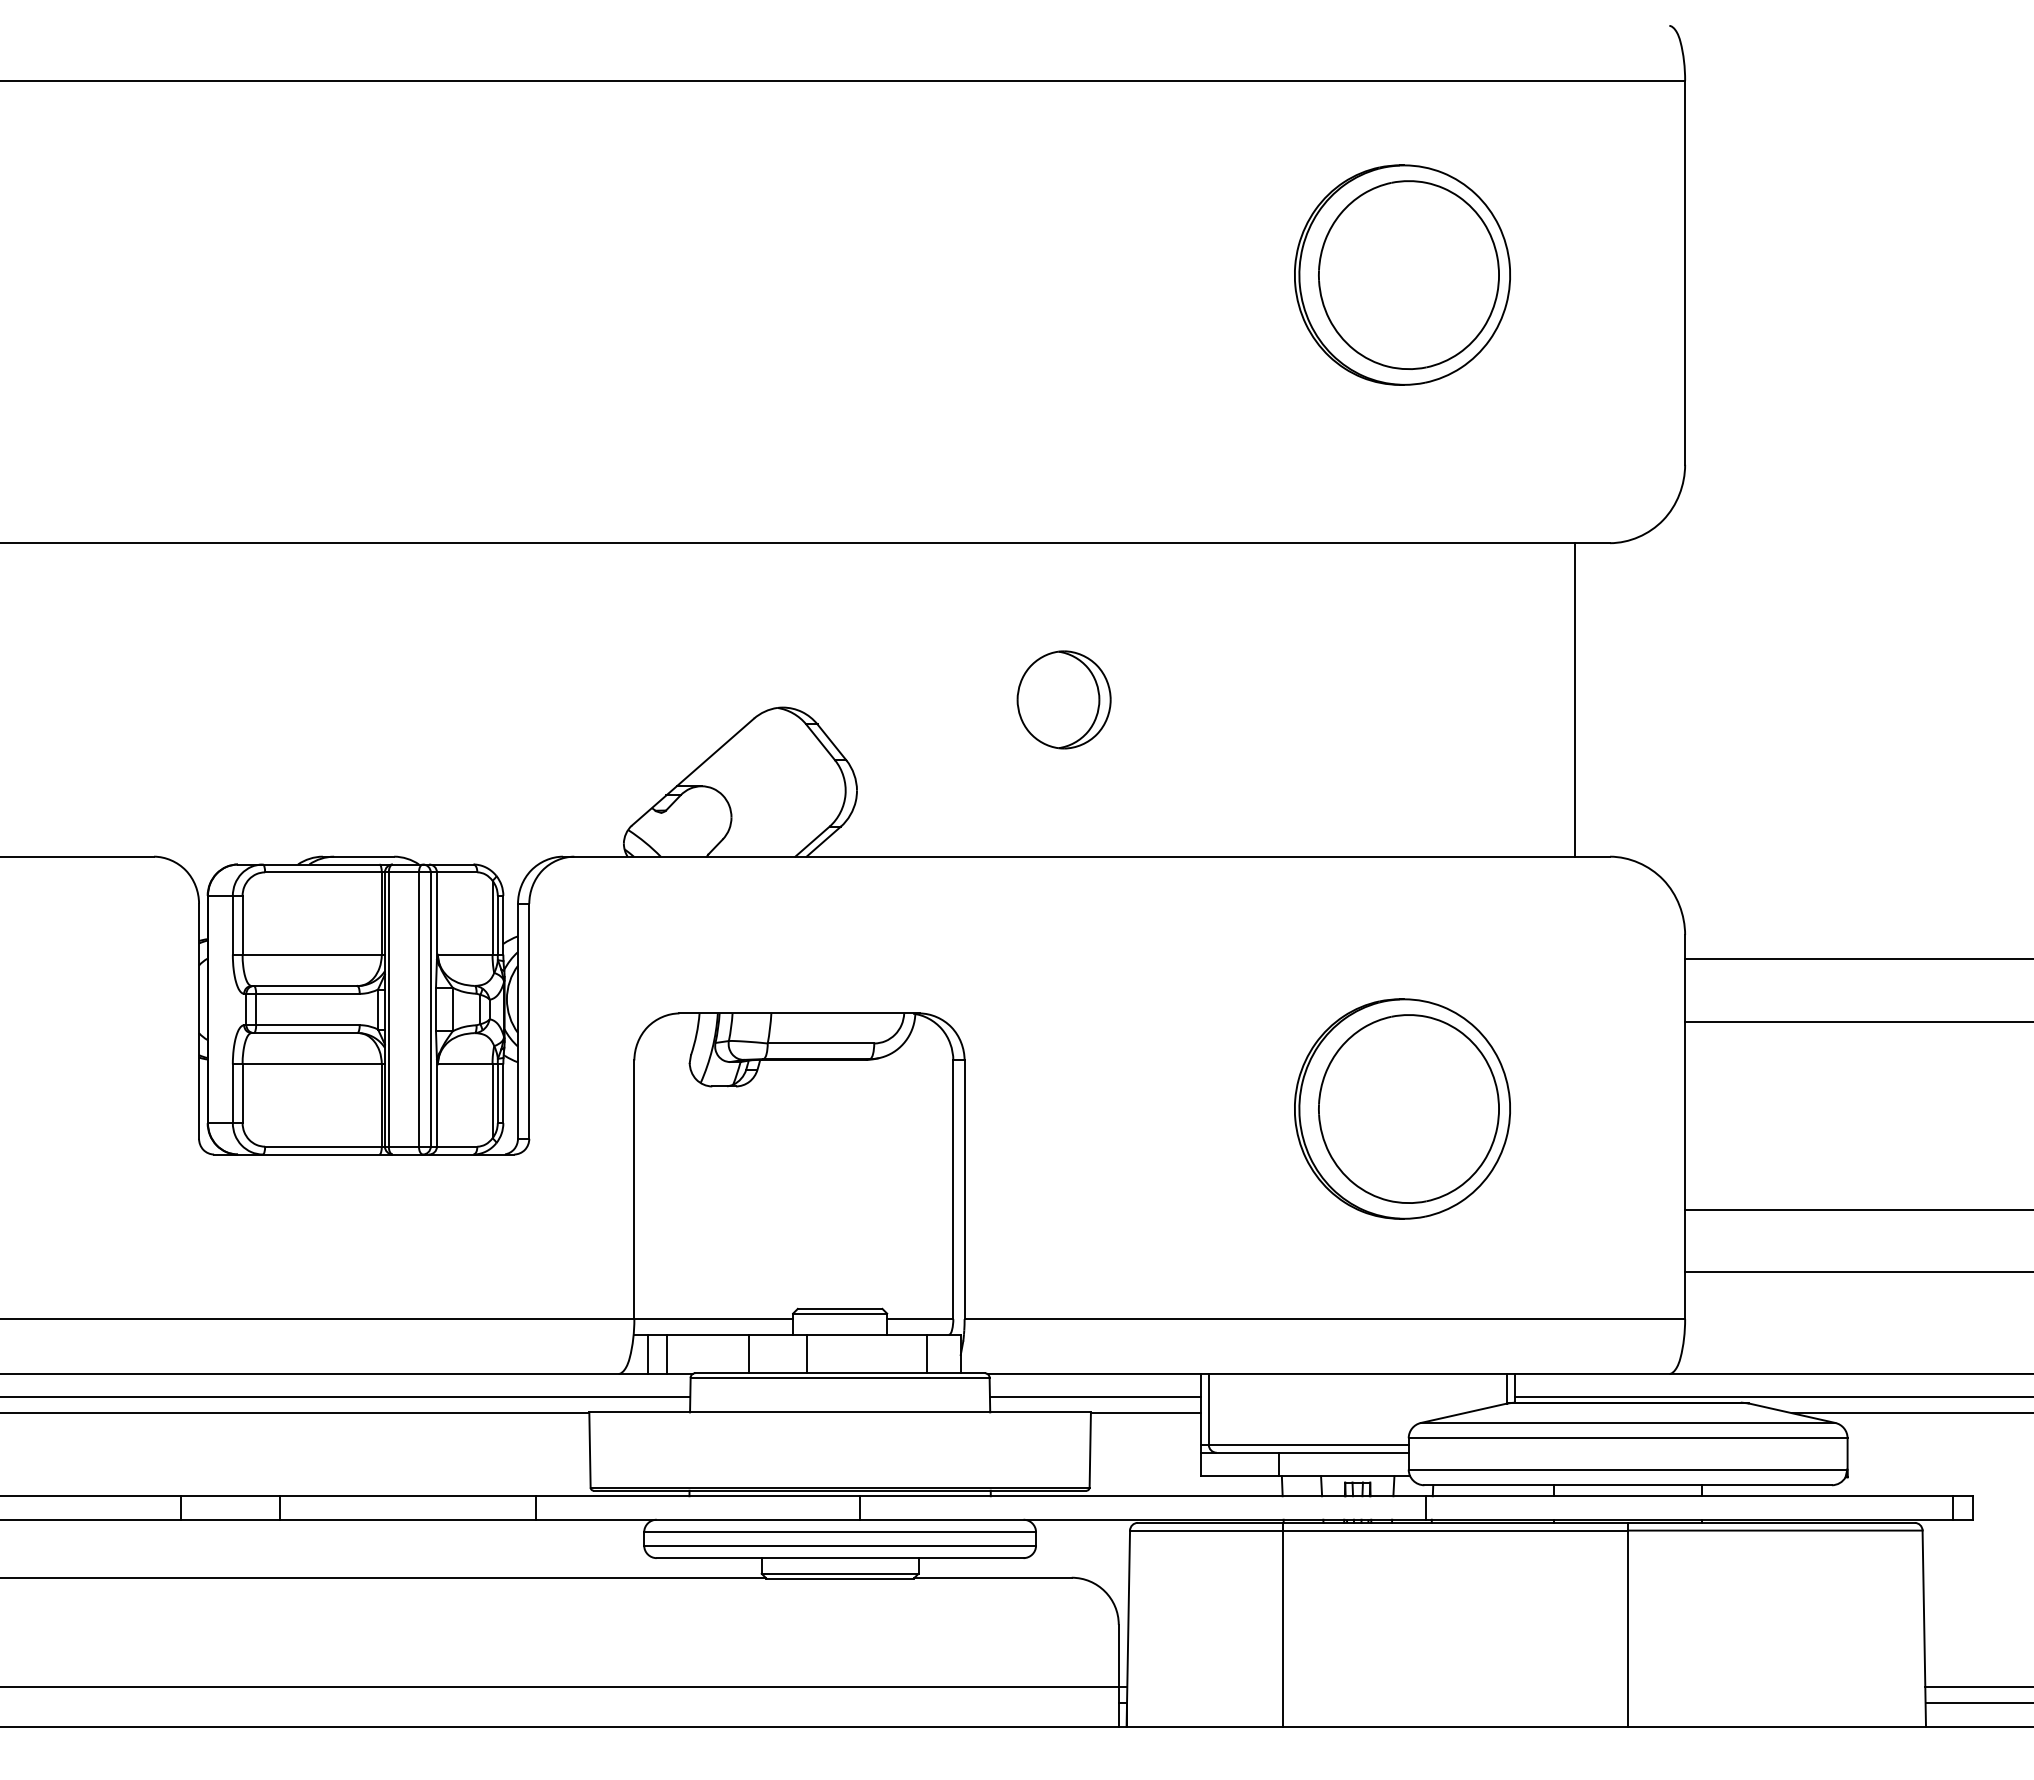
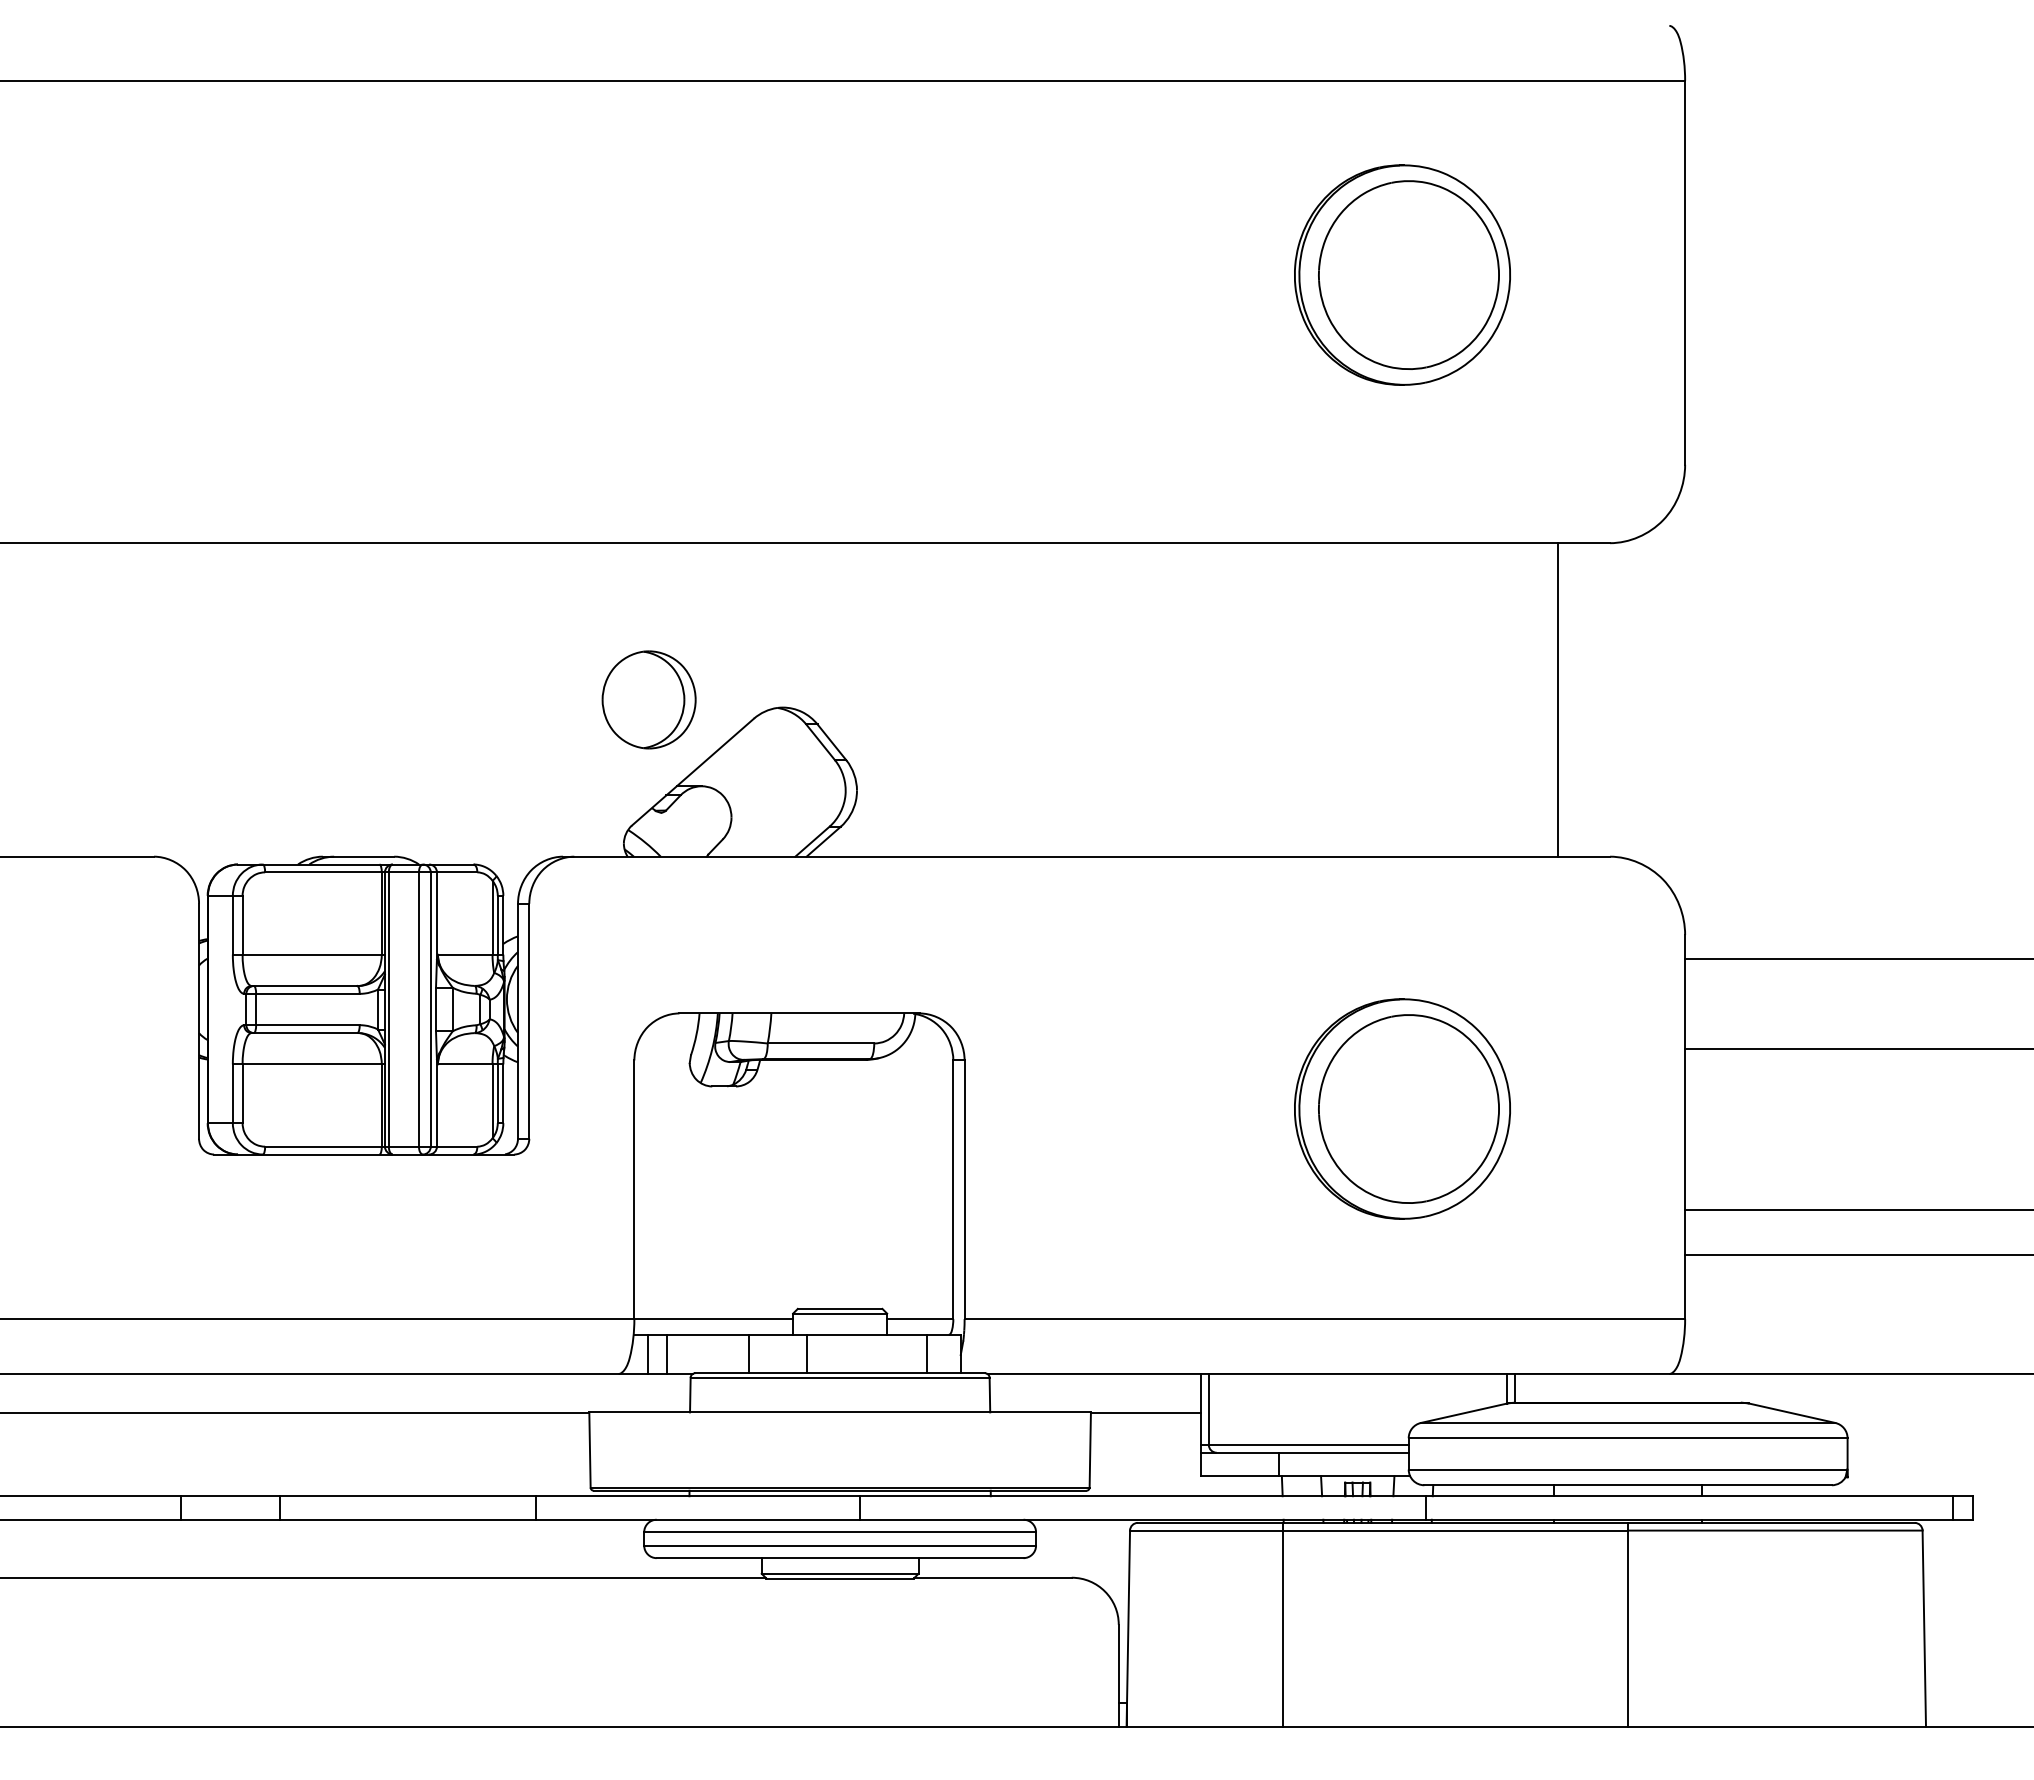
part position: (1063, 699) -> (648, 699) (648, 699)
line position: (1574, 699) -> (1557, 699) (1557, 699)
line position: (1857, 1021) -> (1857, 1048) (1857, 1048)
line position: (1857, 1272) -> (1857, 1255) (1857, 1255)
line: present -> none (346, 1397)
line: present -> none (1094, 1397)
line: present -> none (1772, 1397)
line: present -> none (1910, 1413)
line: present -> none (564, 1687)
line: present -> none (1977, 1687)
line: present -> none (1977, 1703)
